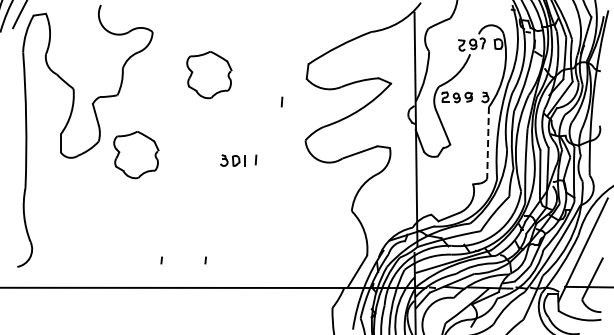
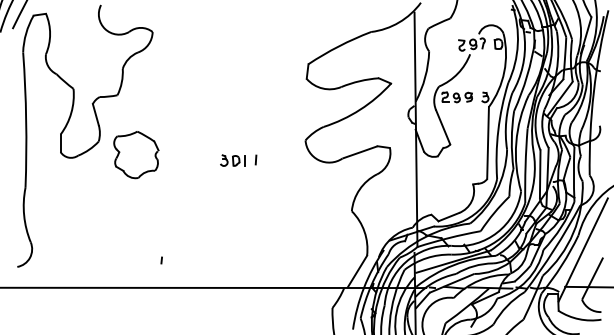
part: present -> none (209, 75)
line: present -> none (281, 101)
line: dashed -> solid (488, 143)
line: present -> none (205, 260)
